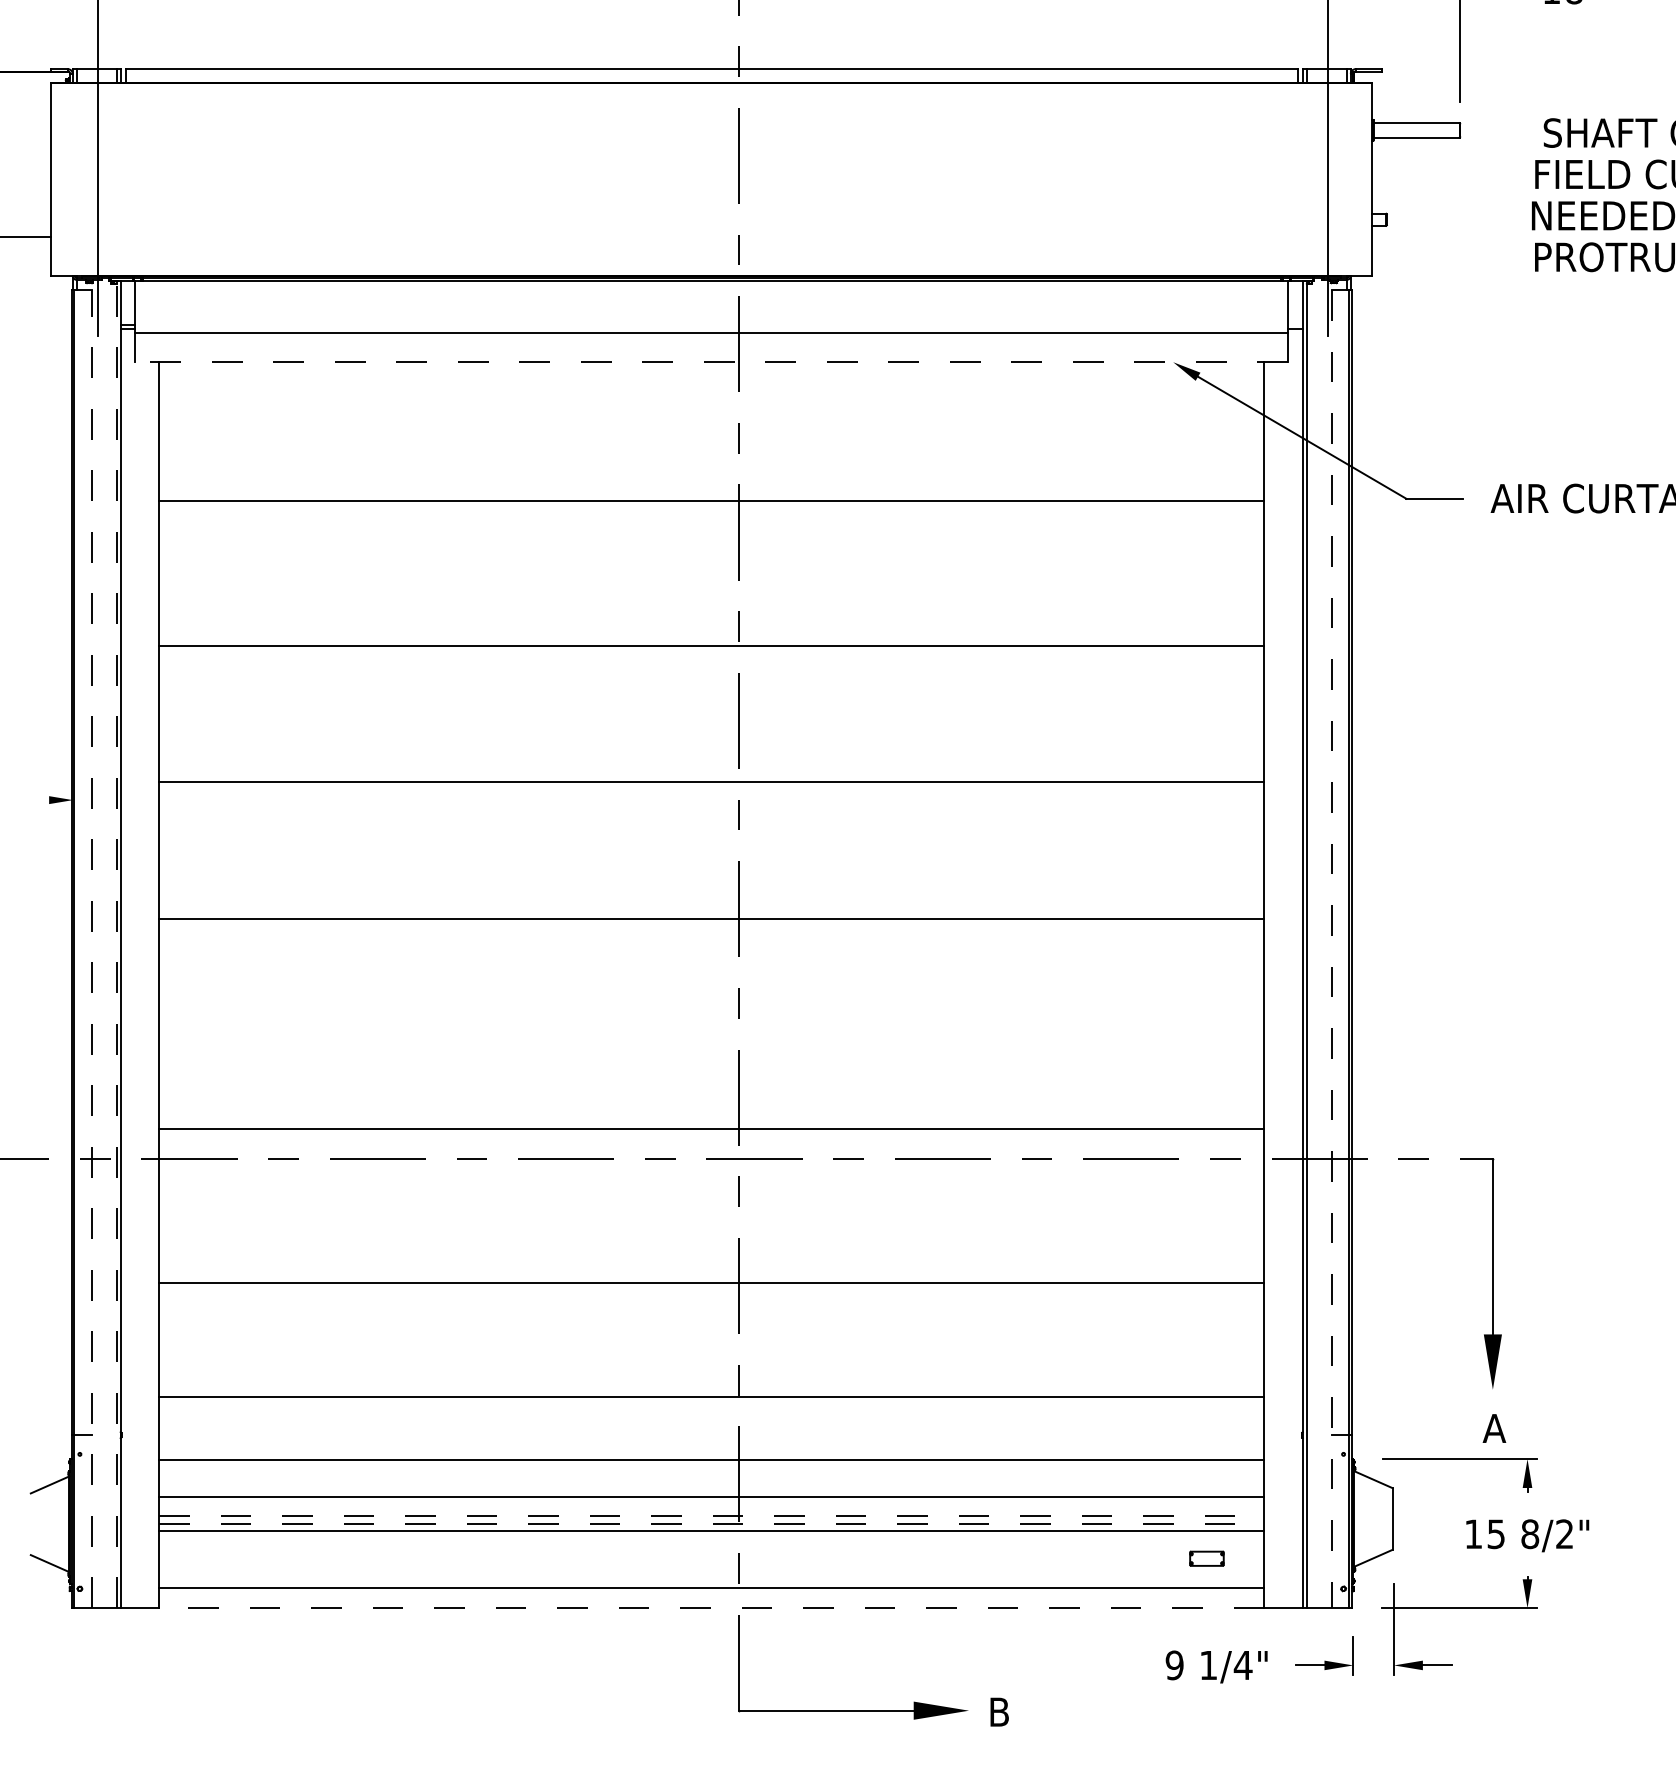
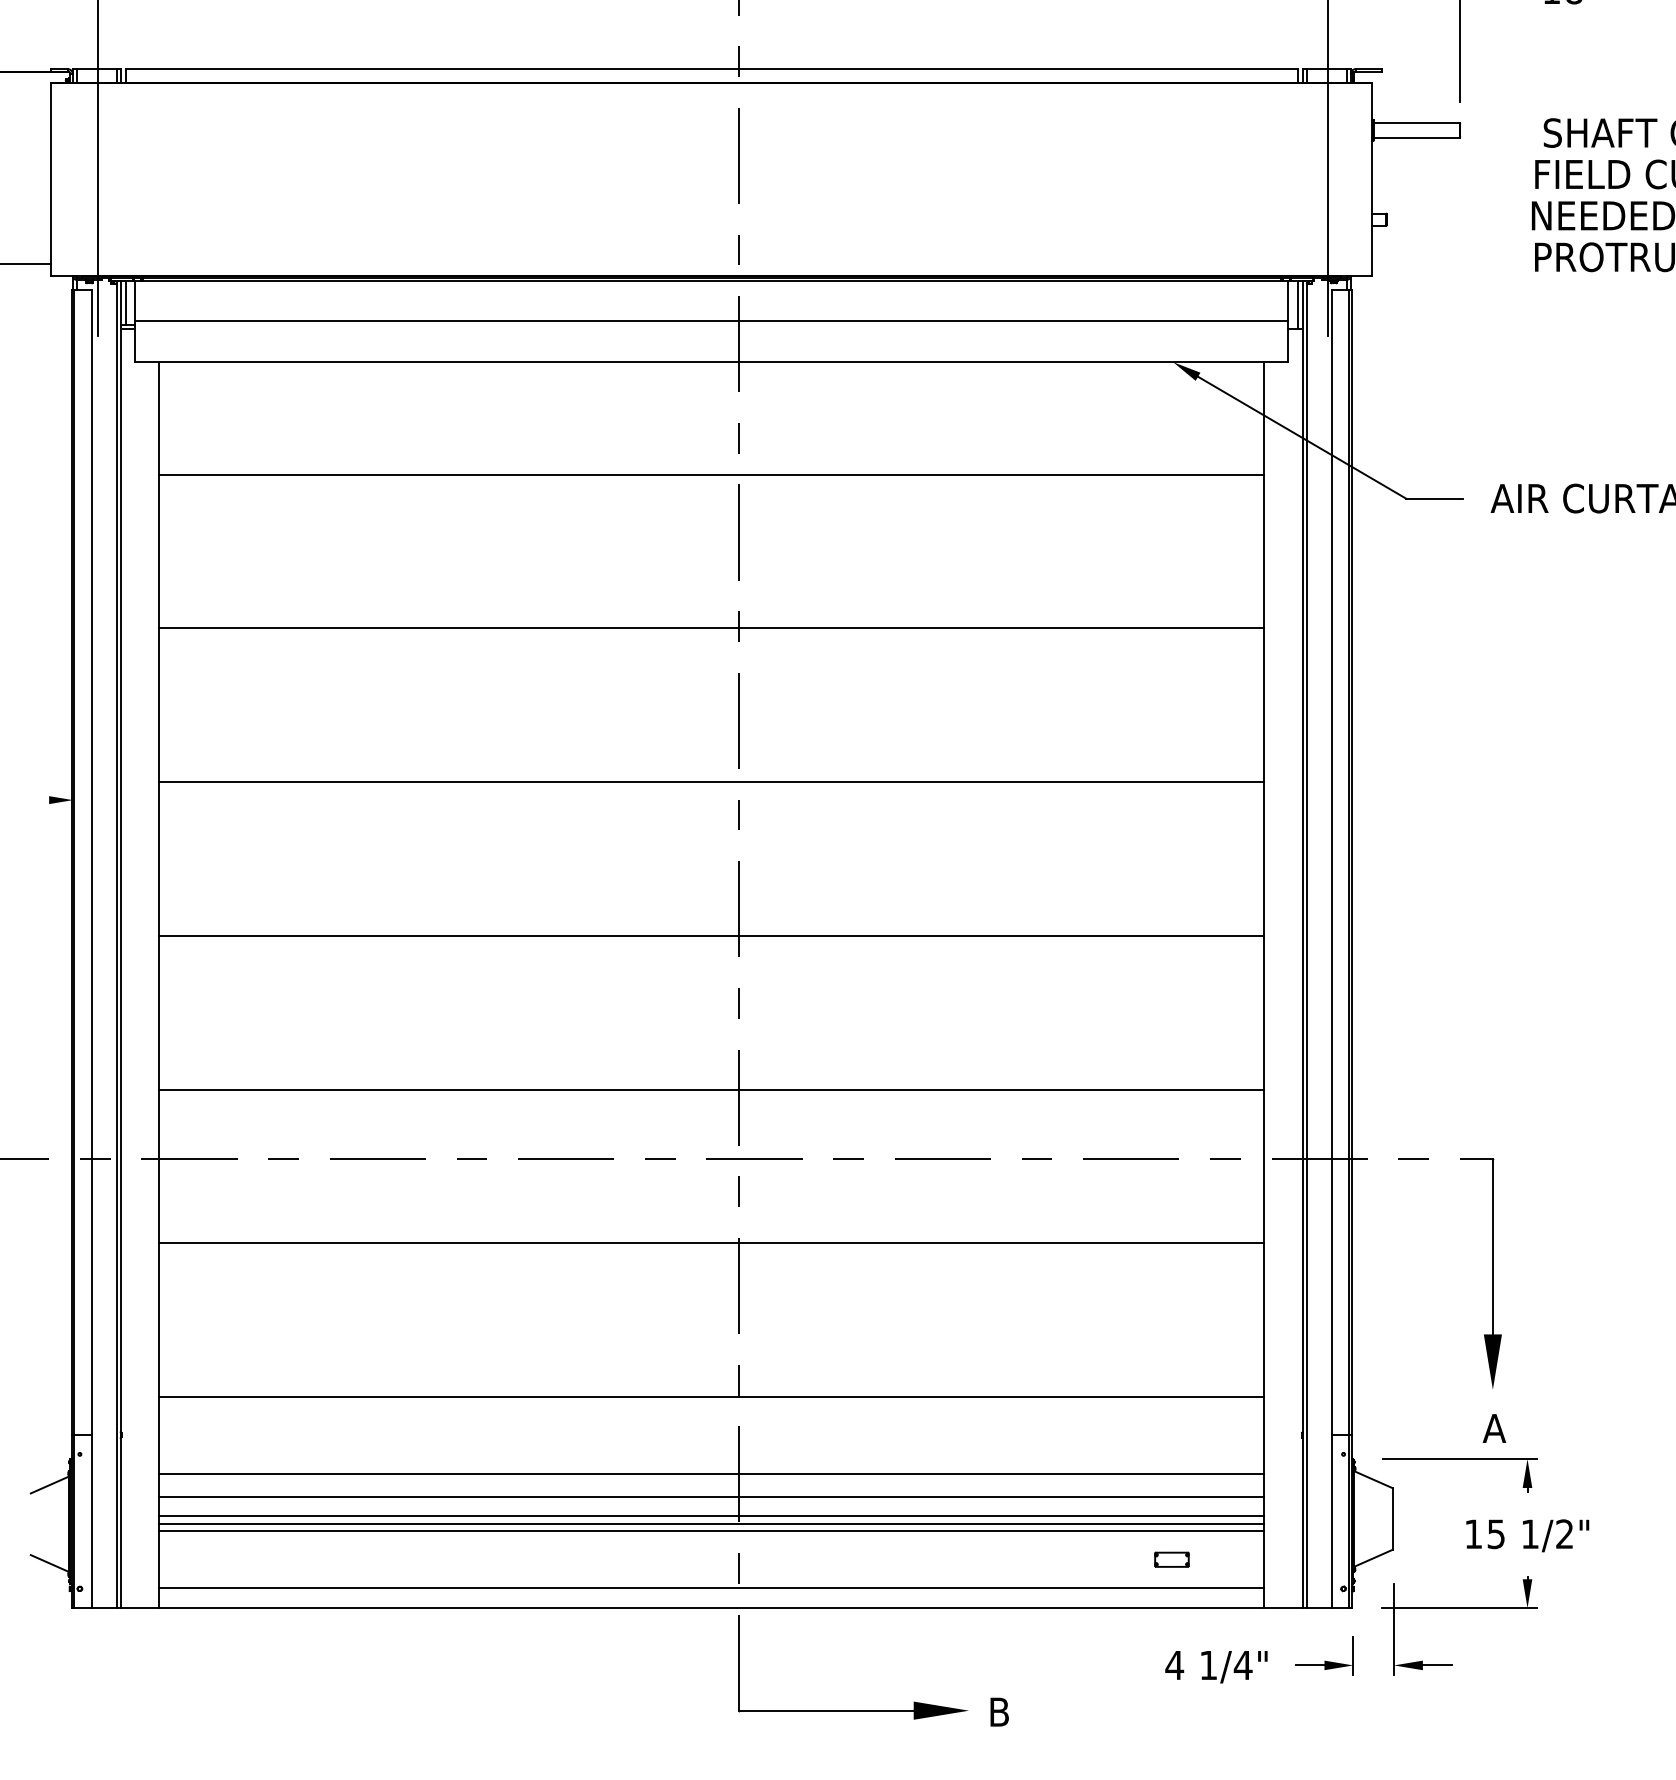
line position: (26, 236) -> (26, 263) (26, 263)
line: none -> present (125, 302)
line: none -> present (1297, 304)
line position: (711, 333) -> (711, 321) (711, 321)
line: dashed -> solid (711, 362)
line position: (711, 500) -> (711, 474) (711, 474)
line position: (711, 646) -> (711, 628) (711, 628)
line position: (711, 918) -> (711, 935) (711, 935)
line: dashed -> solid (116, 945)
line: dashed -> solid (91, 949)
line: dashed -> solid (1331, 949)
line position: (711, 1128) -> (711, 1089) (711, 1089)
line position: (711, 1283) -> (711, 1243) (711, 1243)
line position: (711, 1460) -> (711, 1474) (711, 1474)
line: dashed -> solid (711, 1516)
line: dashed -> solid (711, 1523)
text: 8/2" -> 1/2" (1530, 1534)
part position: (1206, 1558) -> (1171, 1559) (1171, 1559)
line: dashed -> solid (711, 1608)
text: 9 -> 4 (1174, 1665)
